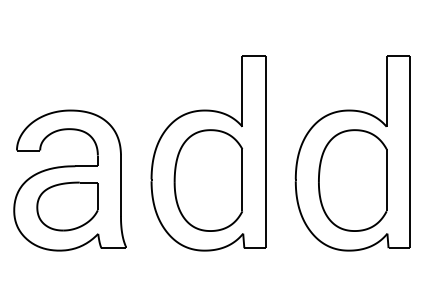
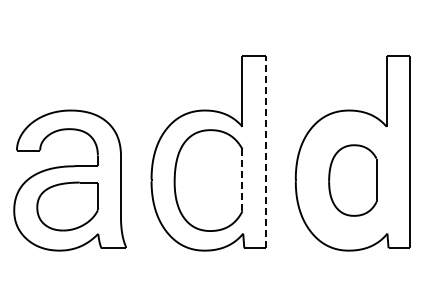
line: solid -> dashed (265, 152)
line: solid -> dashed (242, 179)
part size: 70x103 px -> 50x73 px (352, 180)
